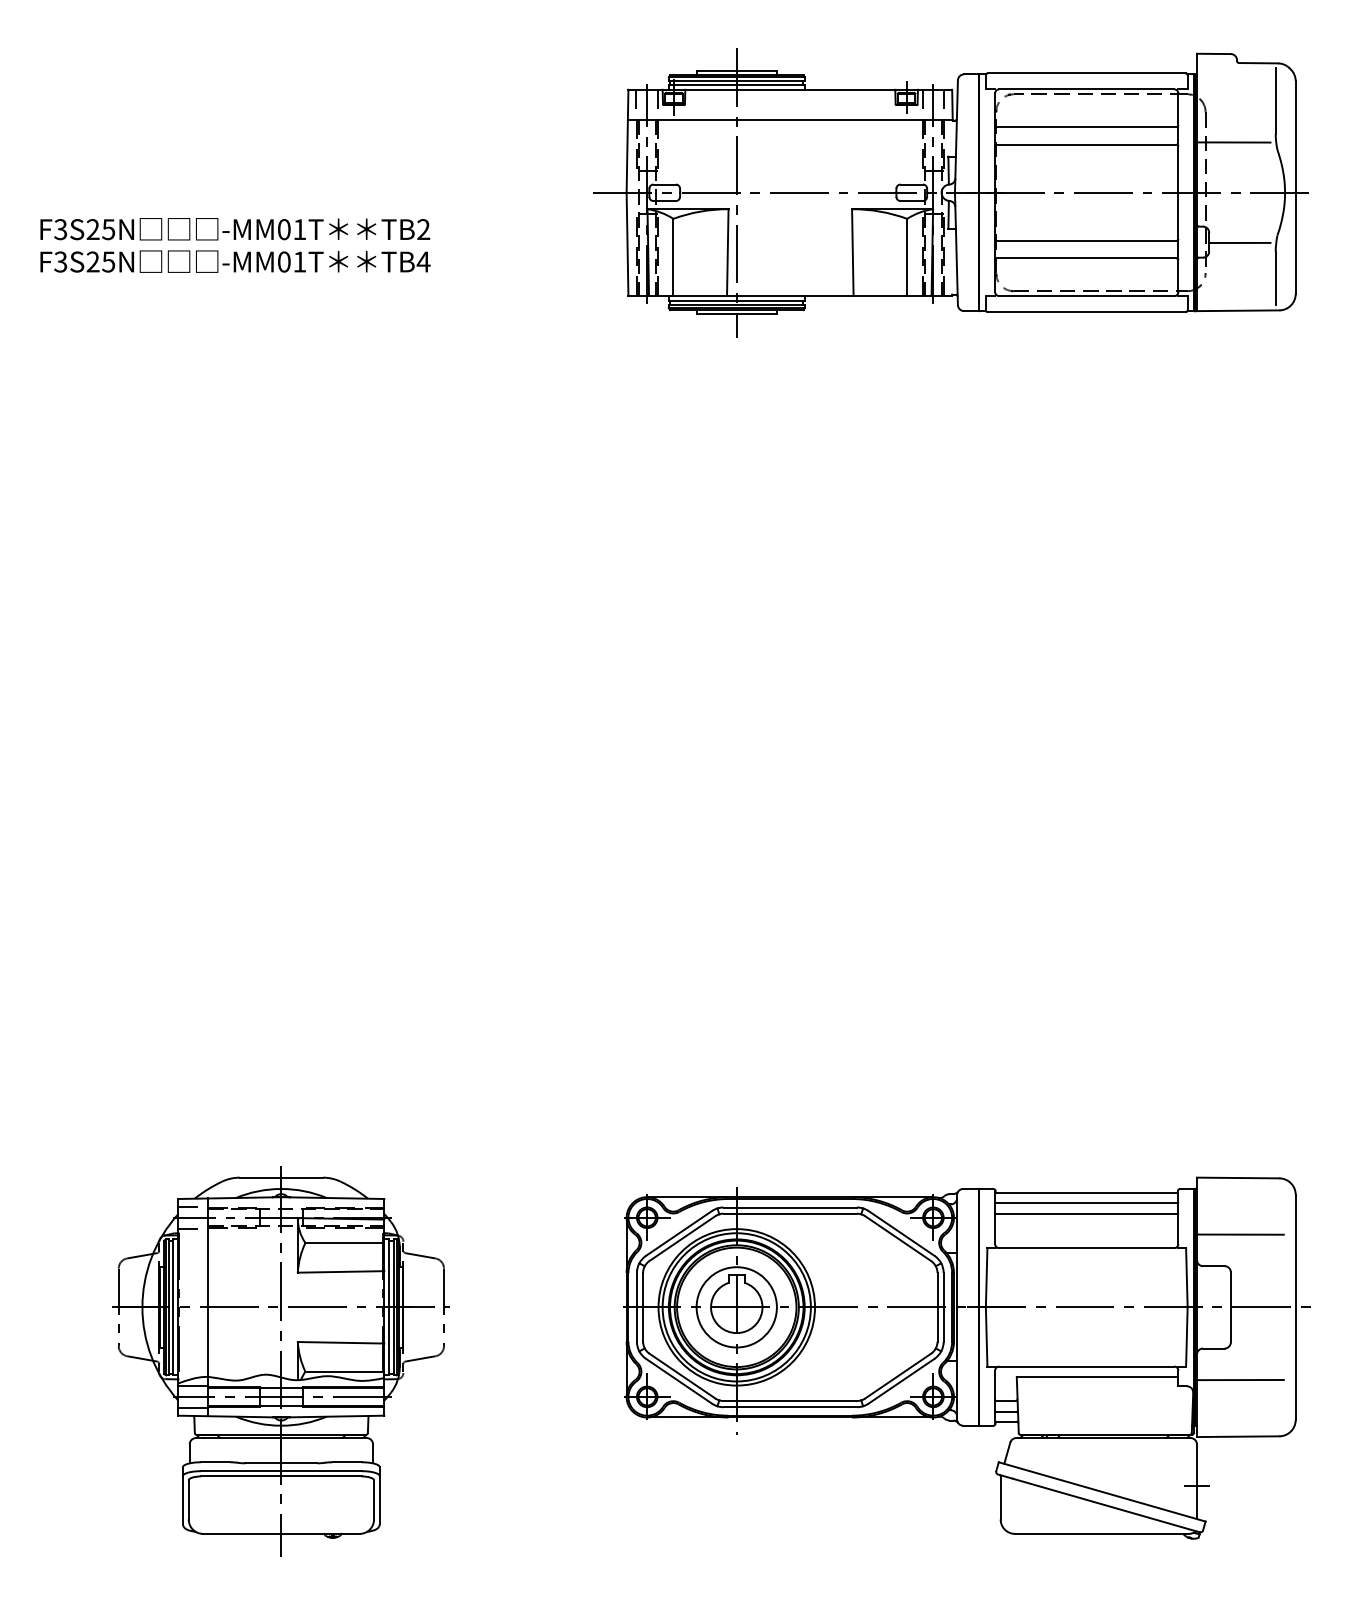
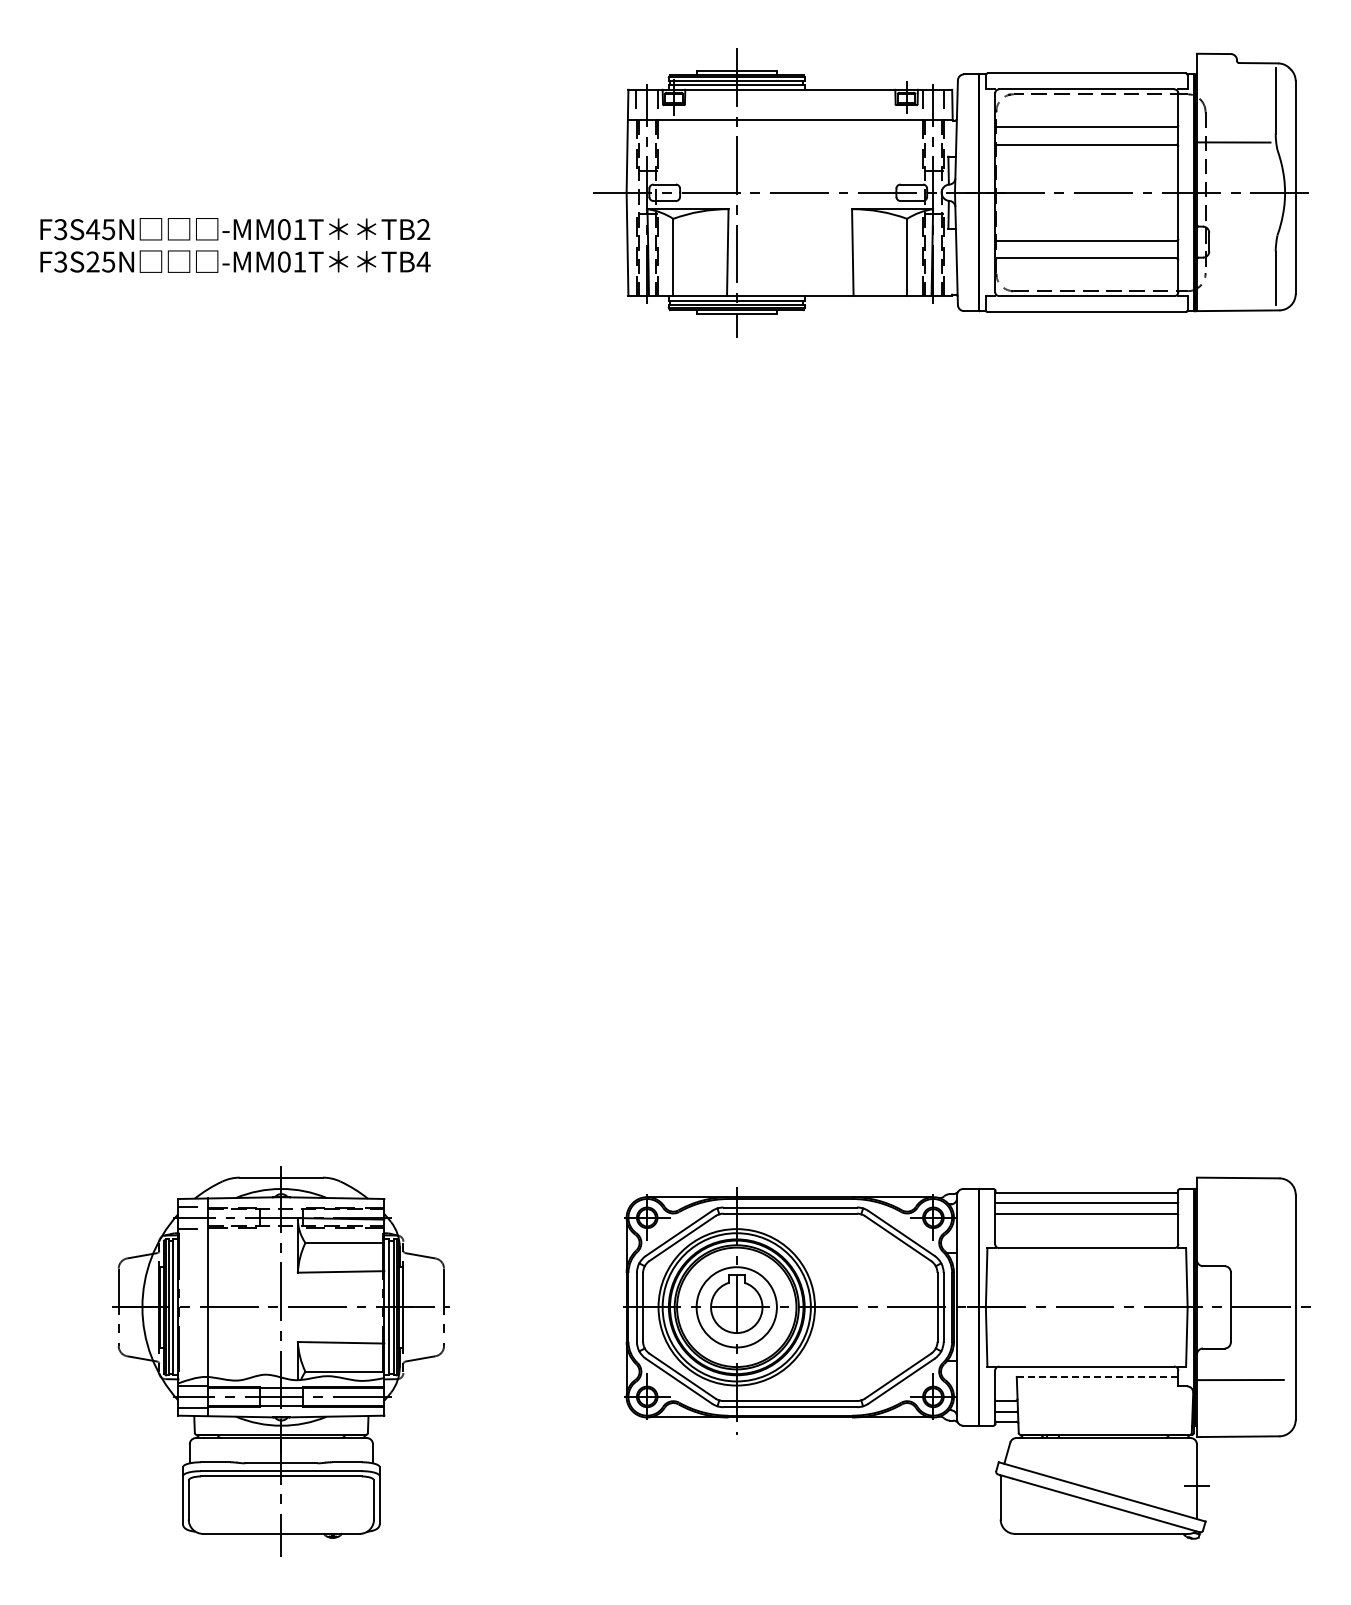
text: F3S25N -> F3S45N (93, 229)
line: present -> none (1239, 242)
line: present -> none (1239, 1234)
line: solid -> dashed (1097, 1376)
